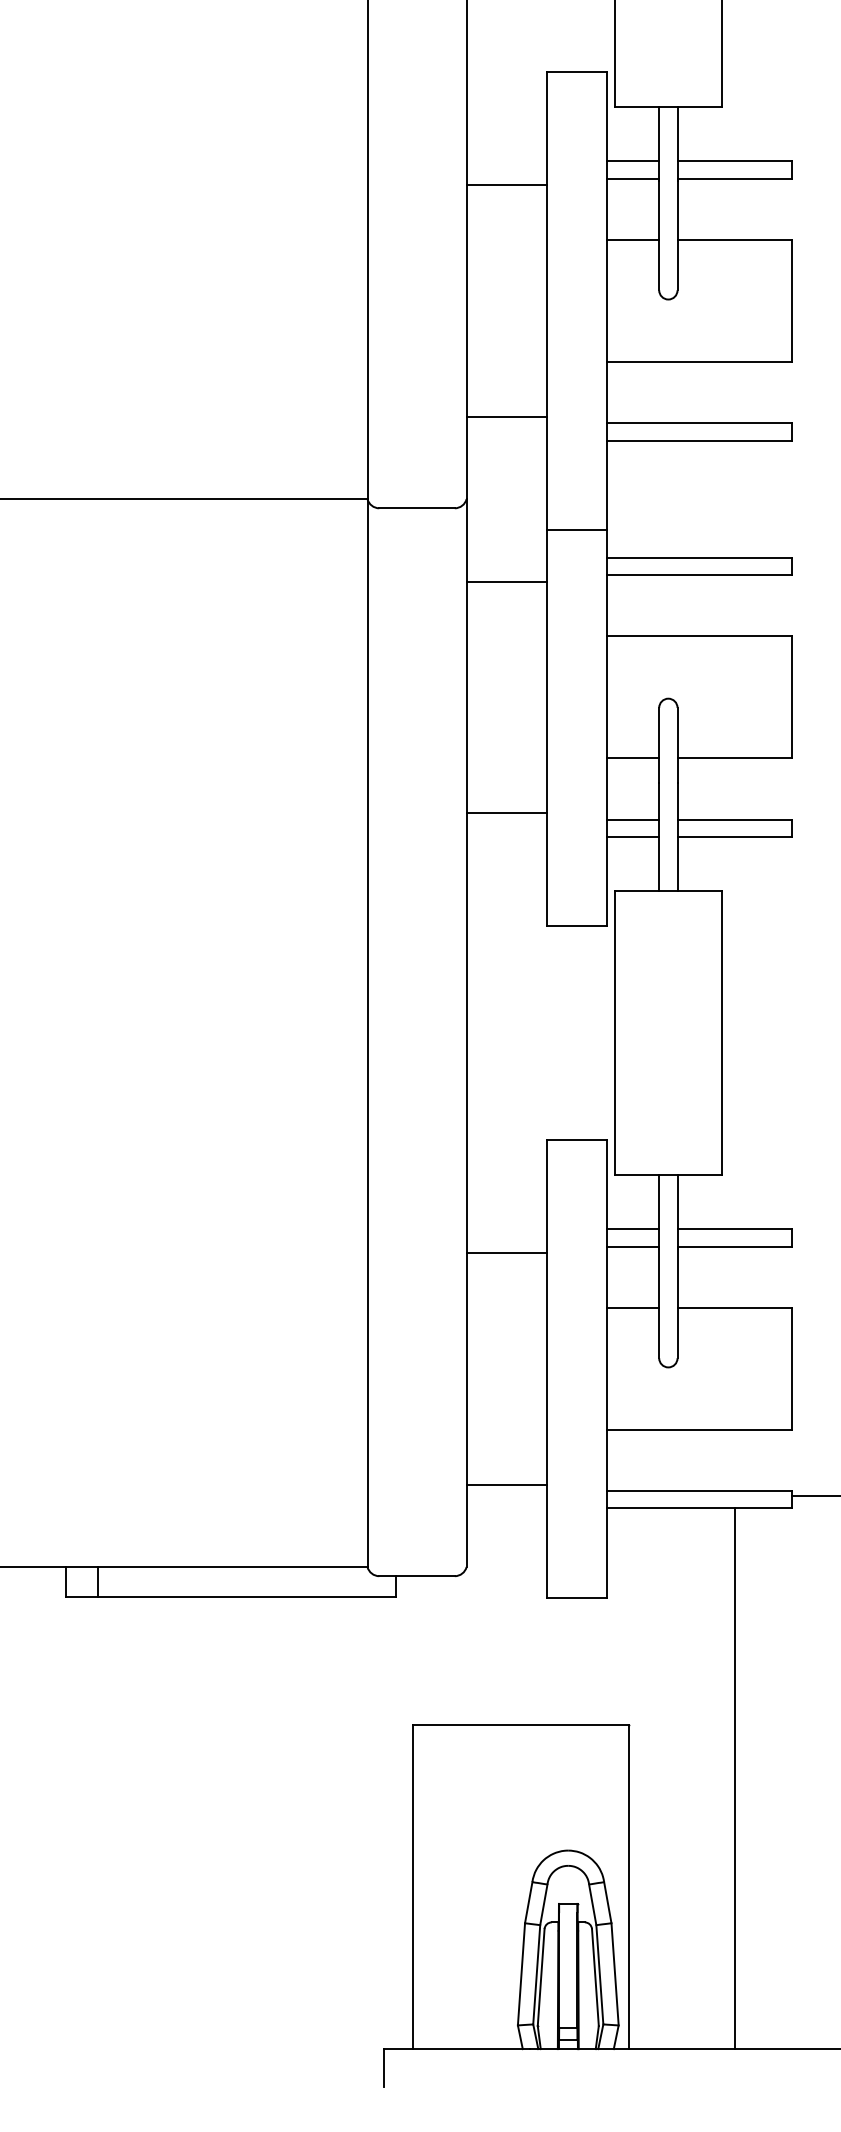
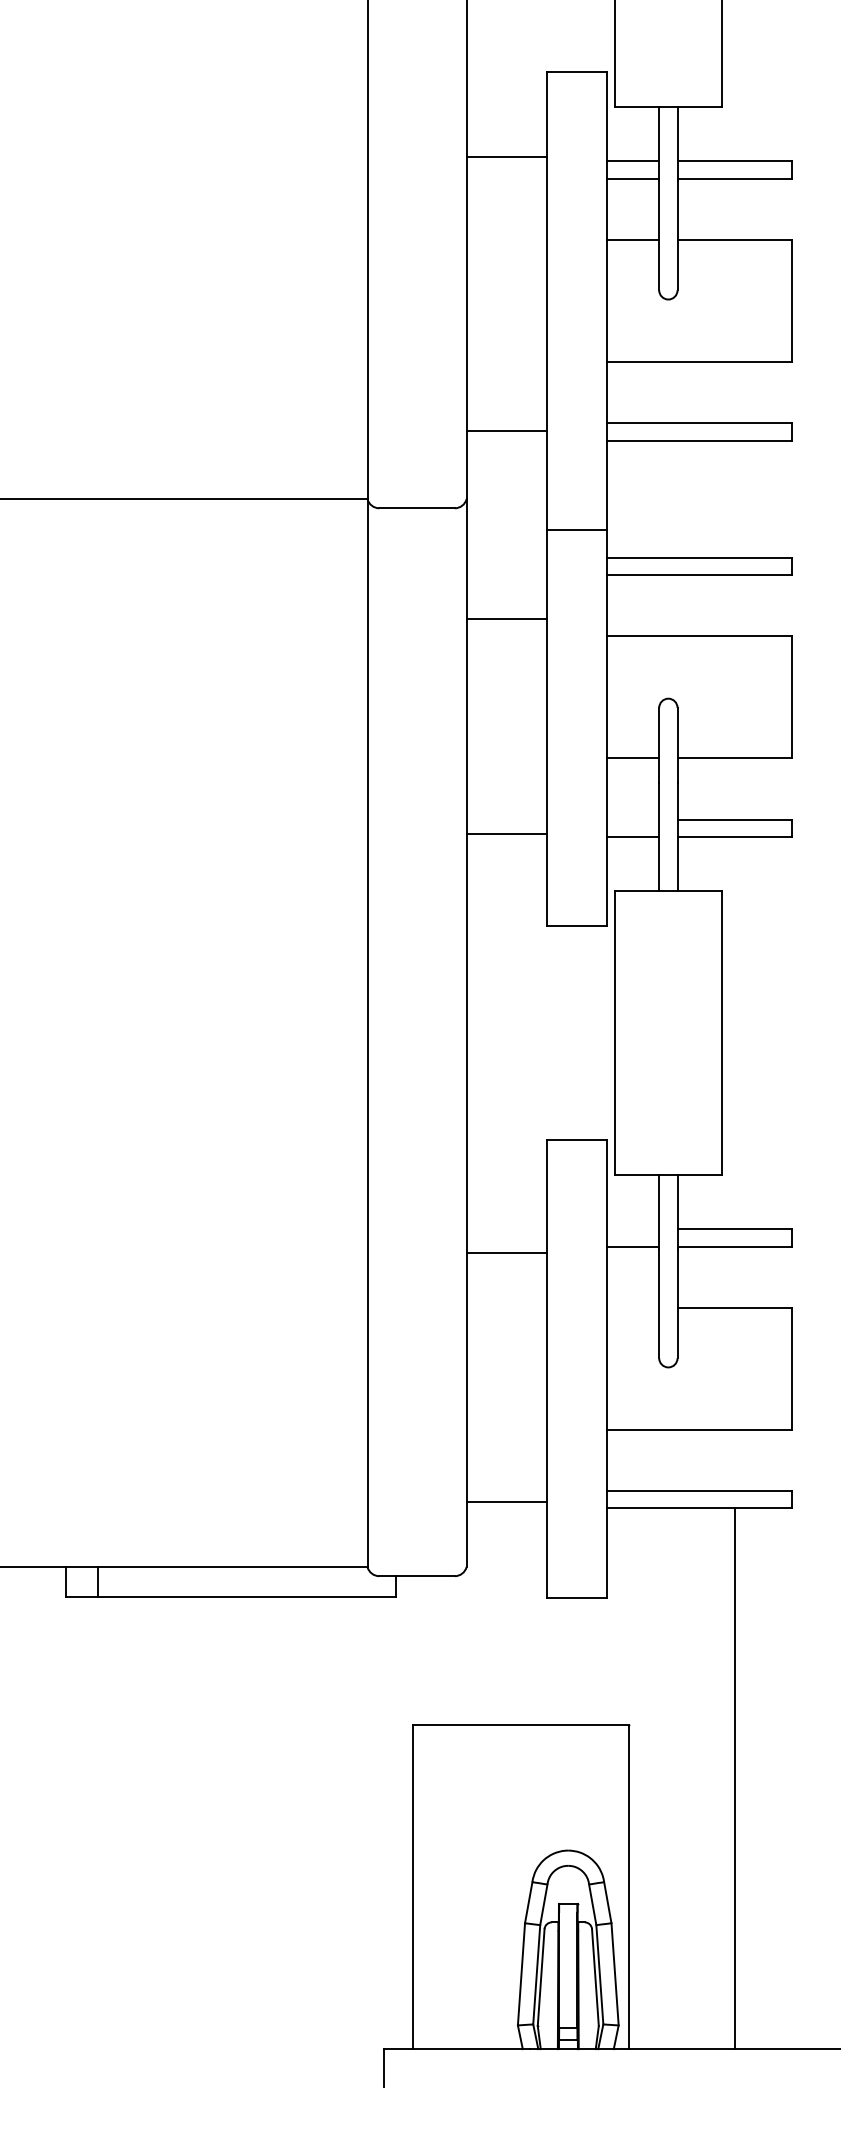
line position: (506, 184) -> (506, 156) (506, 156)
line position: (506, 416) -> (506, 430) (506, 430)
line position: (506, 581) -> (506, 618) (506, 618)
line position: (506, 813) -> (506, 834) (506, 834)
line: present -> none (633, 819)
line: present -> none (633, 1228)
line: present -> none (633, 1307)
line position: (506, 1484) -> (506, 1501) (506, 1501)
line: present -> none (814, 1496)
